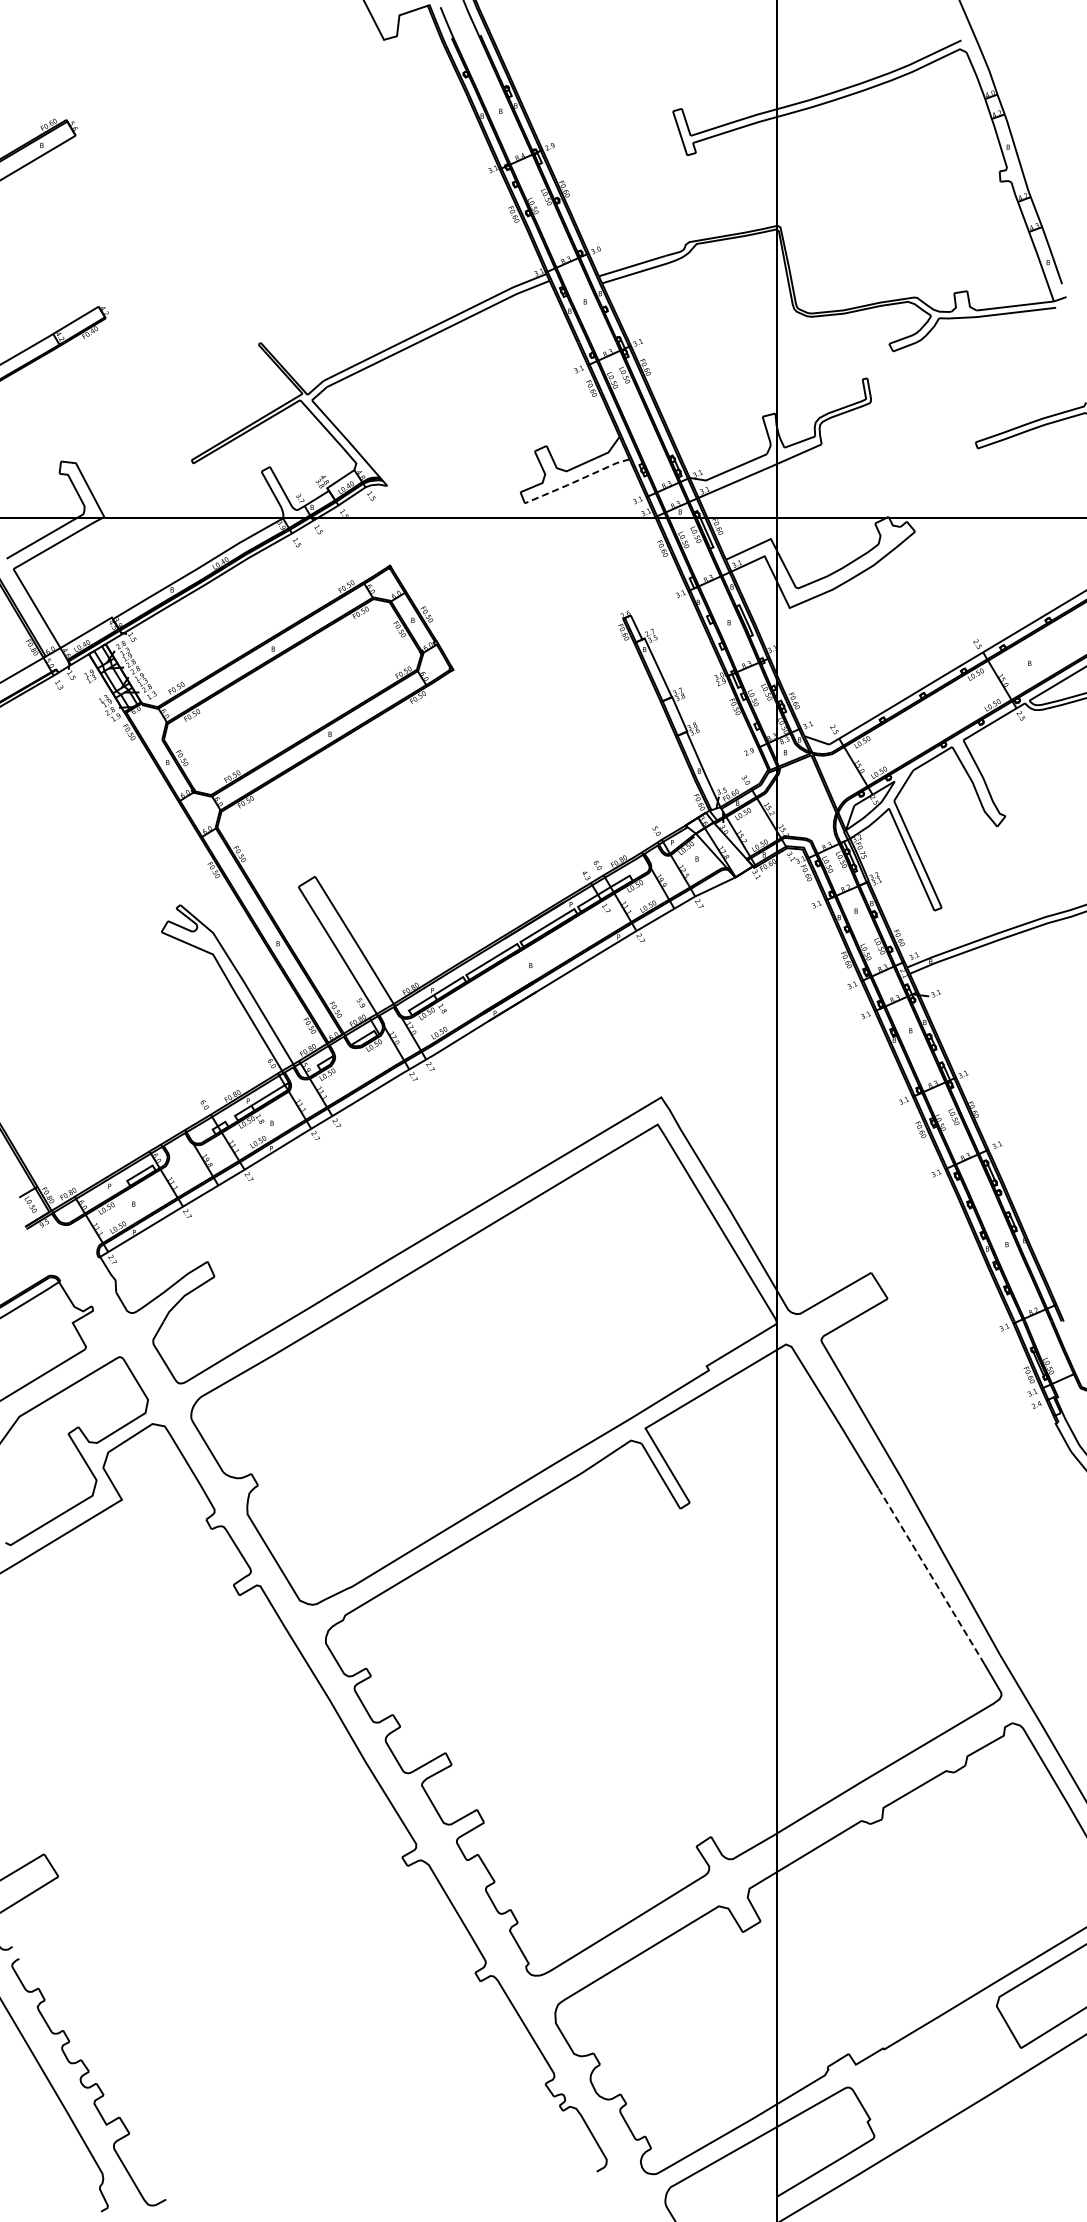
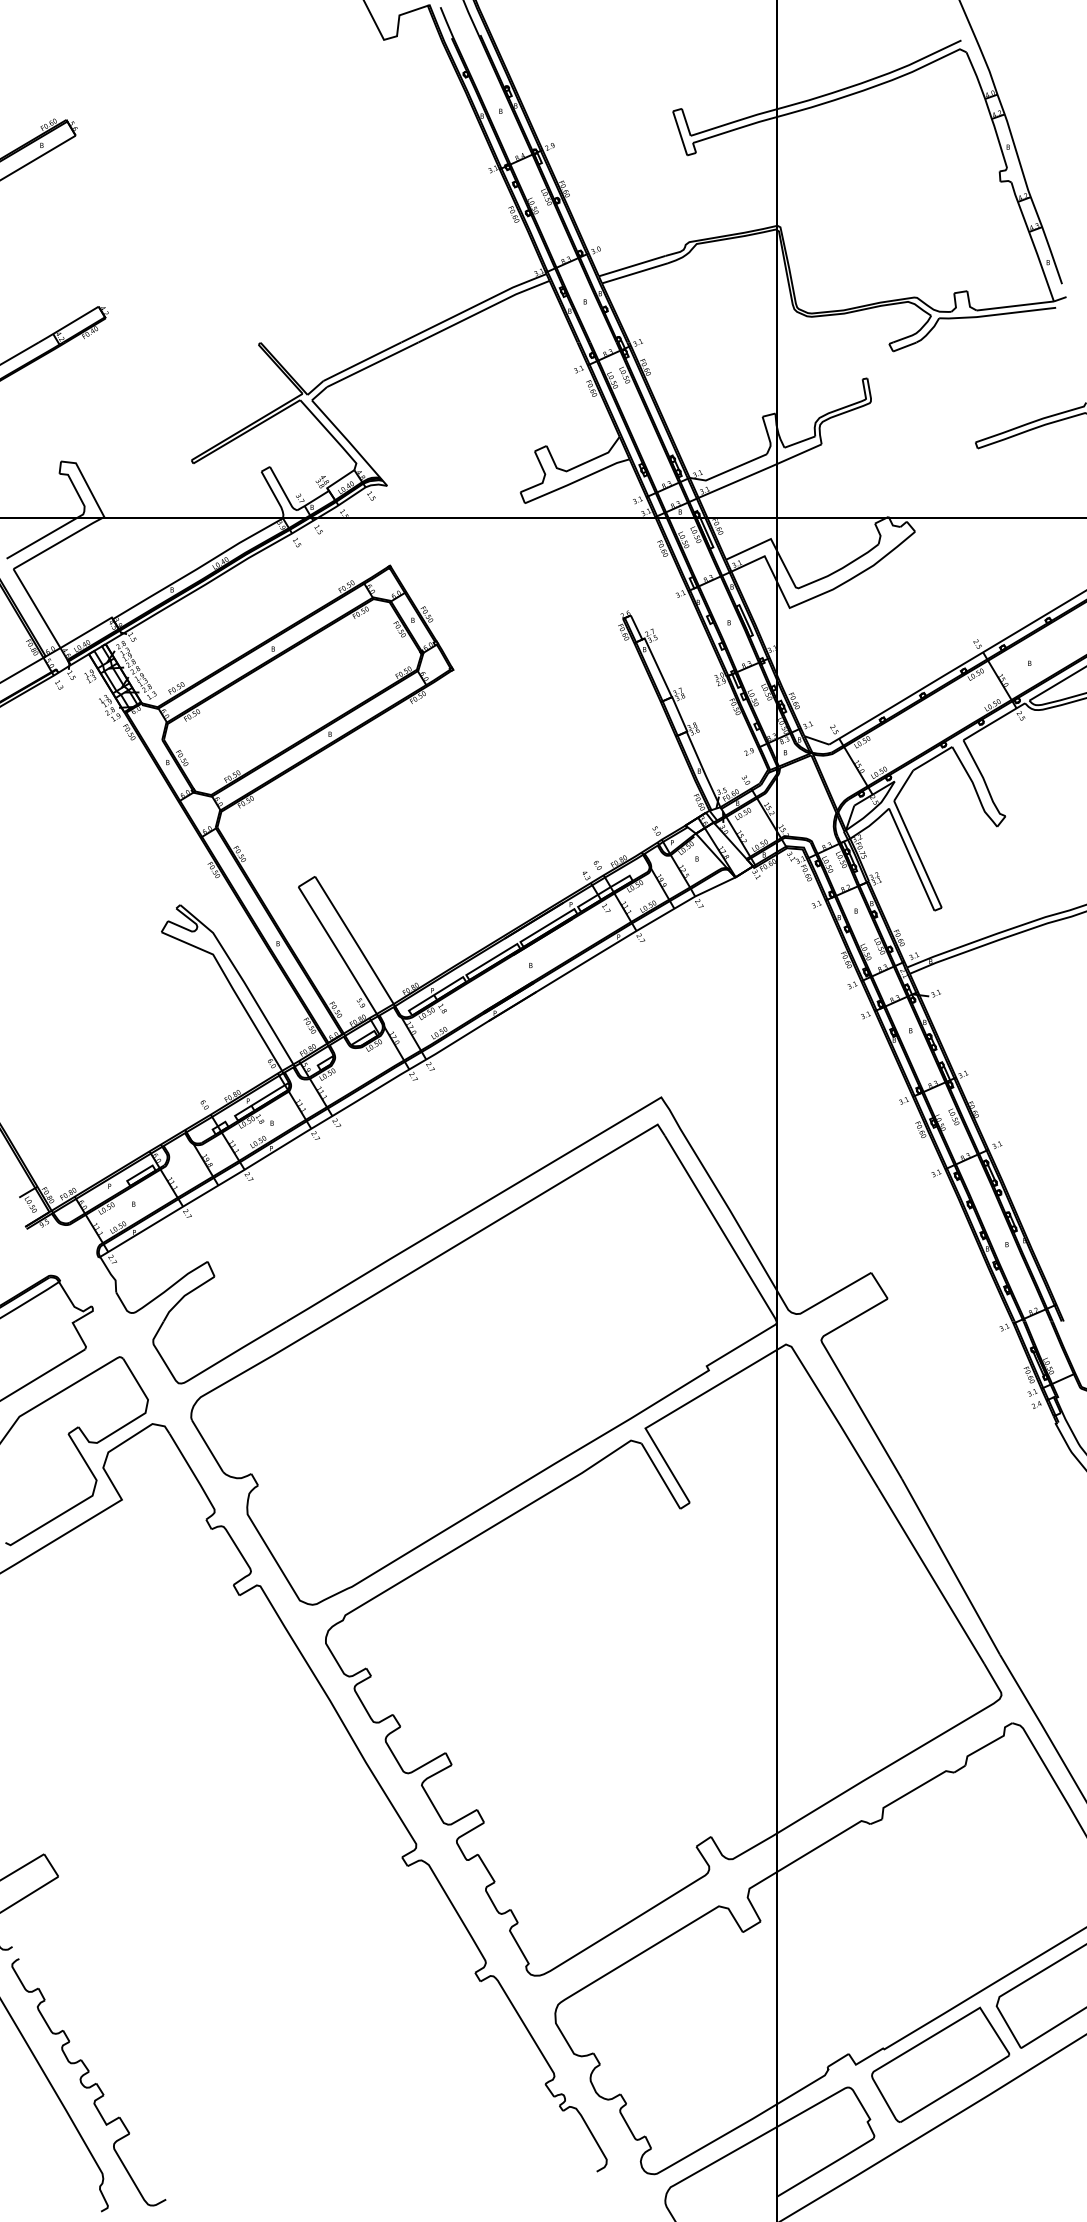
line: dashed -> solid (577, 480)
line: dashed -> solid (931, 1576)
part: none -> present (940, 2064)
